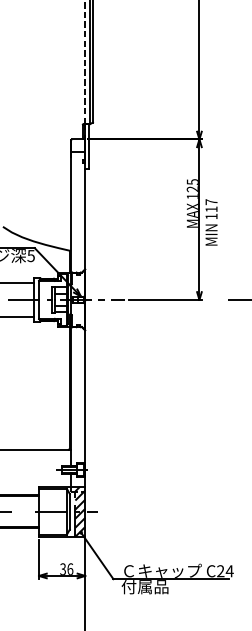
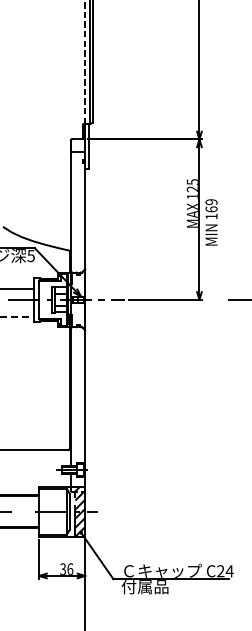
text: 117 -> 169 (211, 205)
line position: (17, 282) -> (17, 288) (17, 288)
line: solid -> dashed (17, 317)
